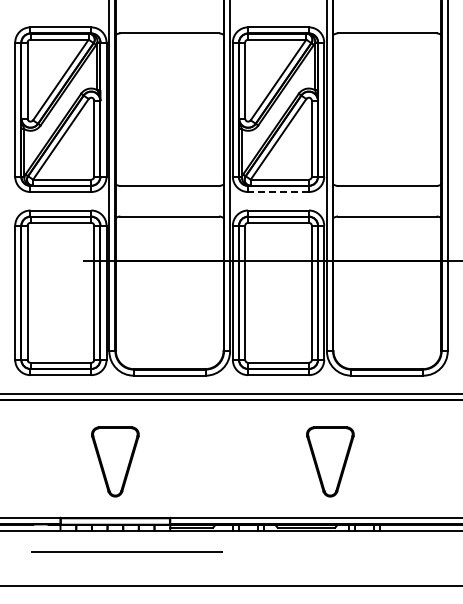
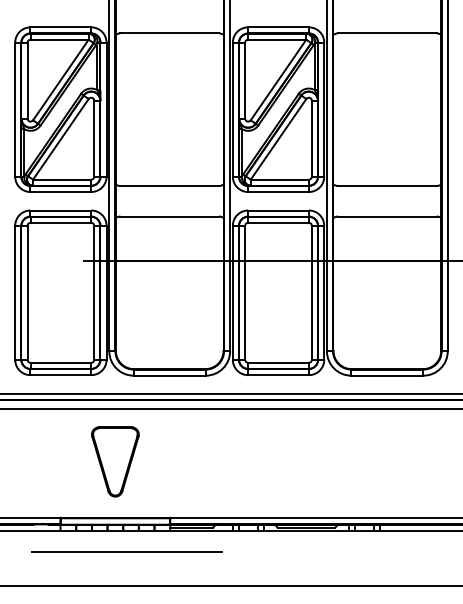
line: dashed -> solid (278, 192)
line: none -> present (230, 408)
part: present -> none (330, 461)
